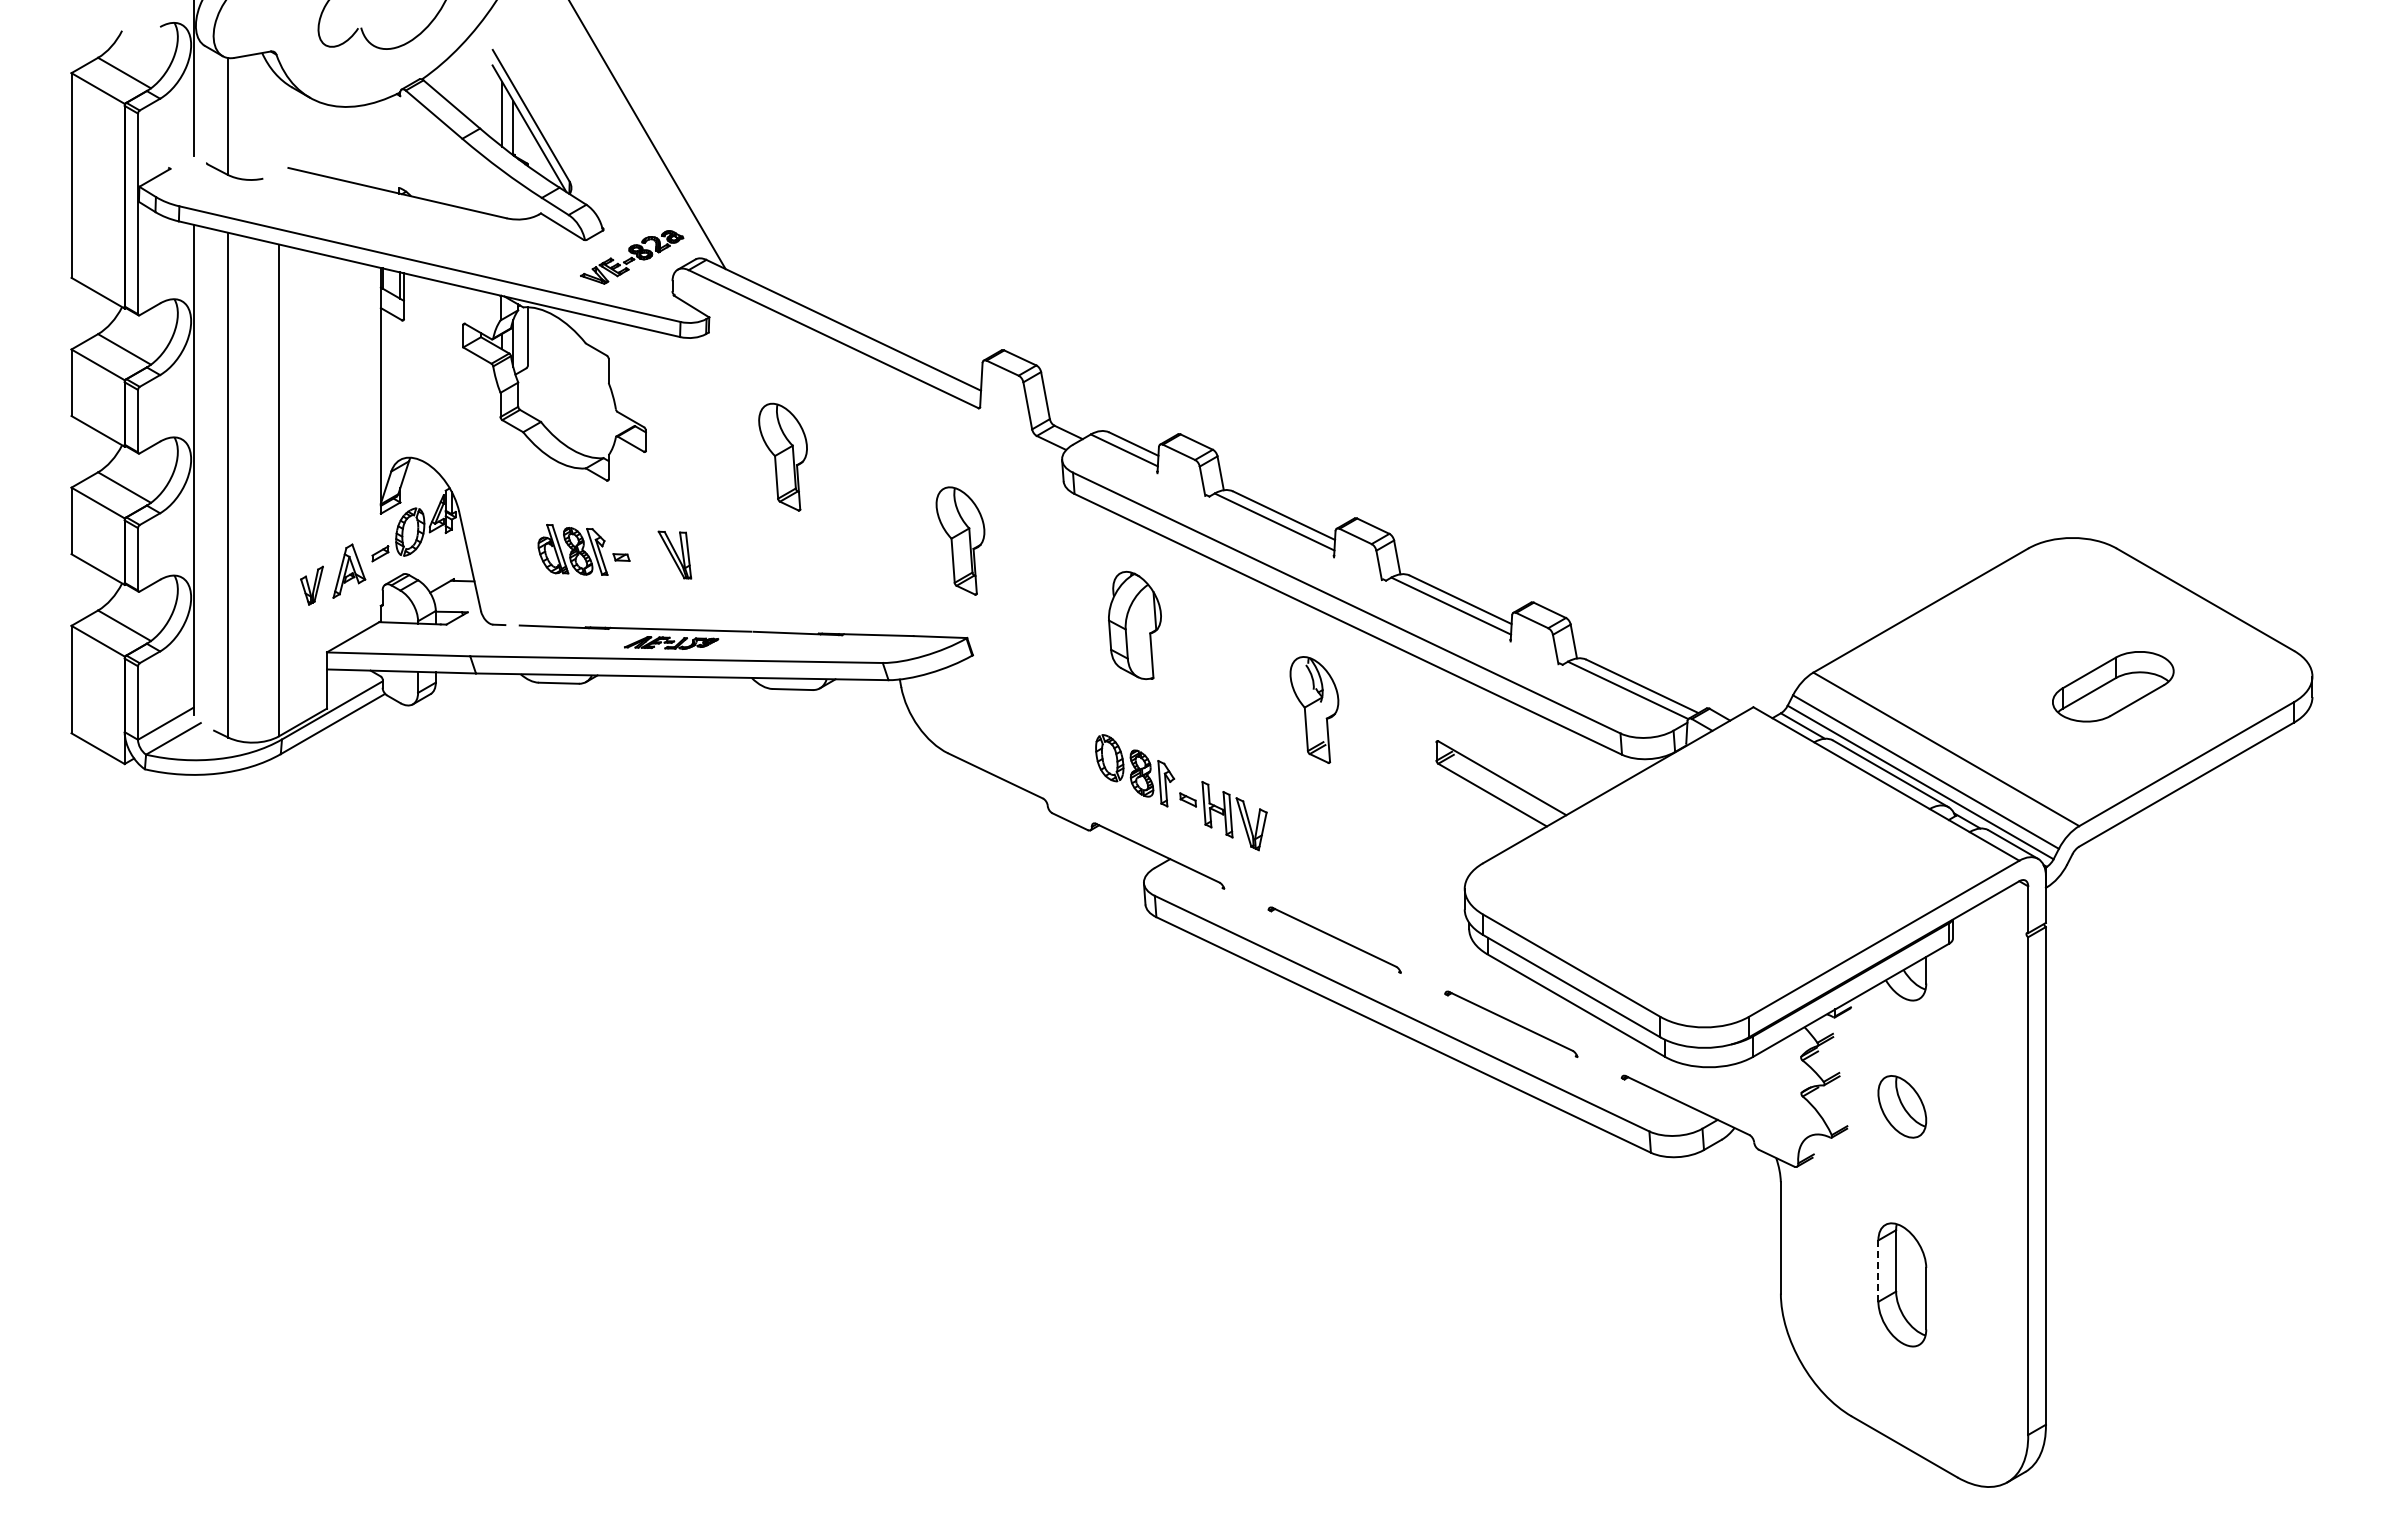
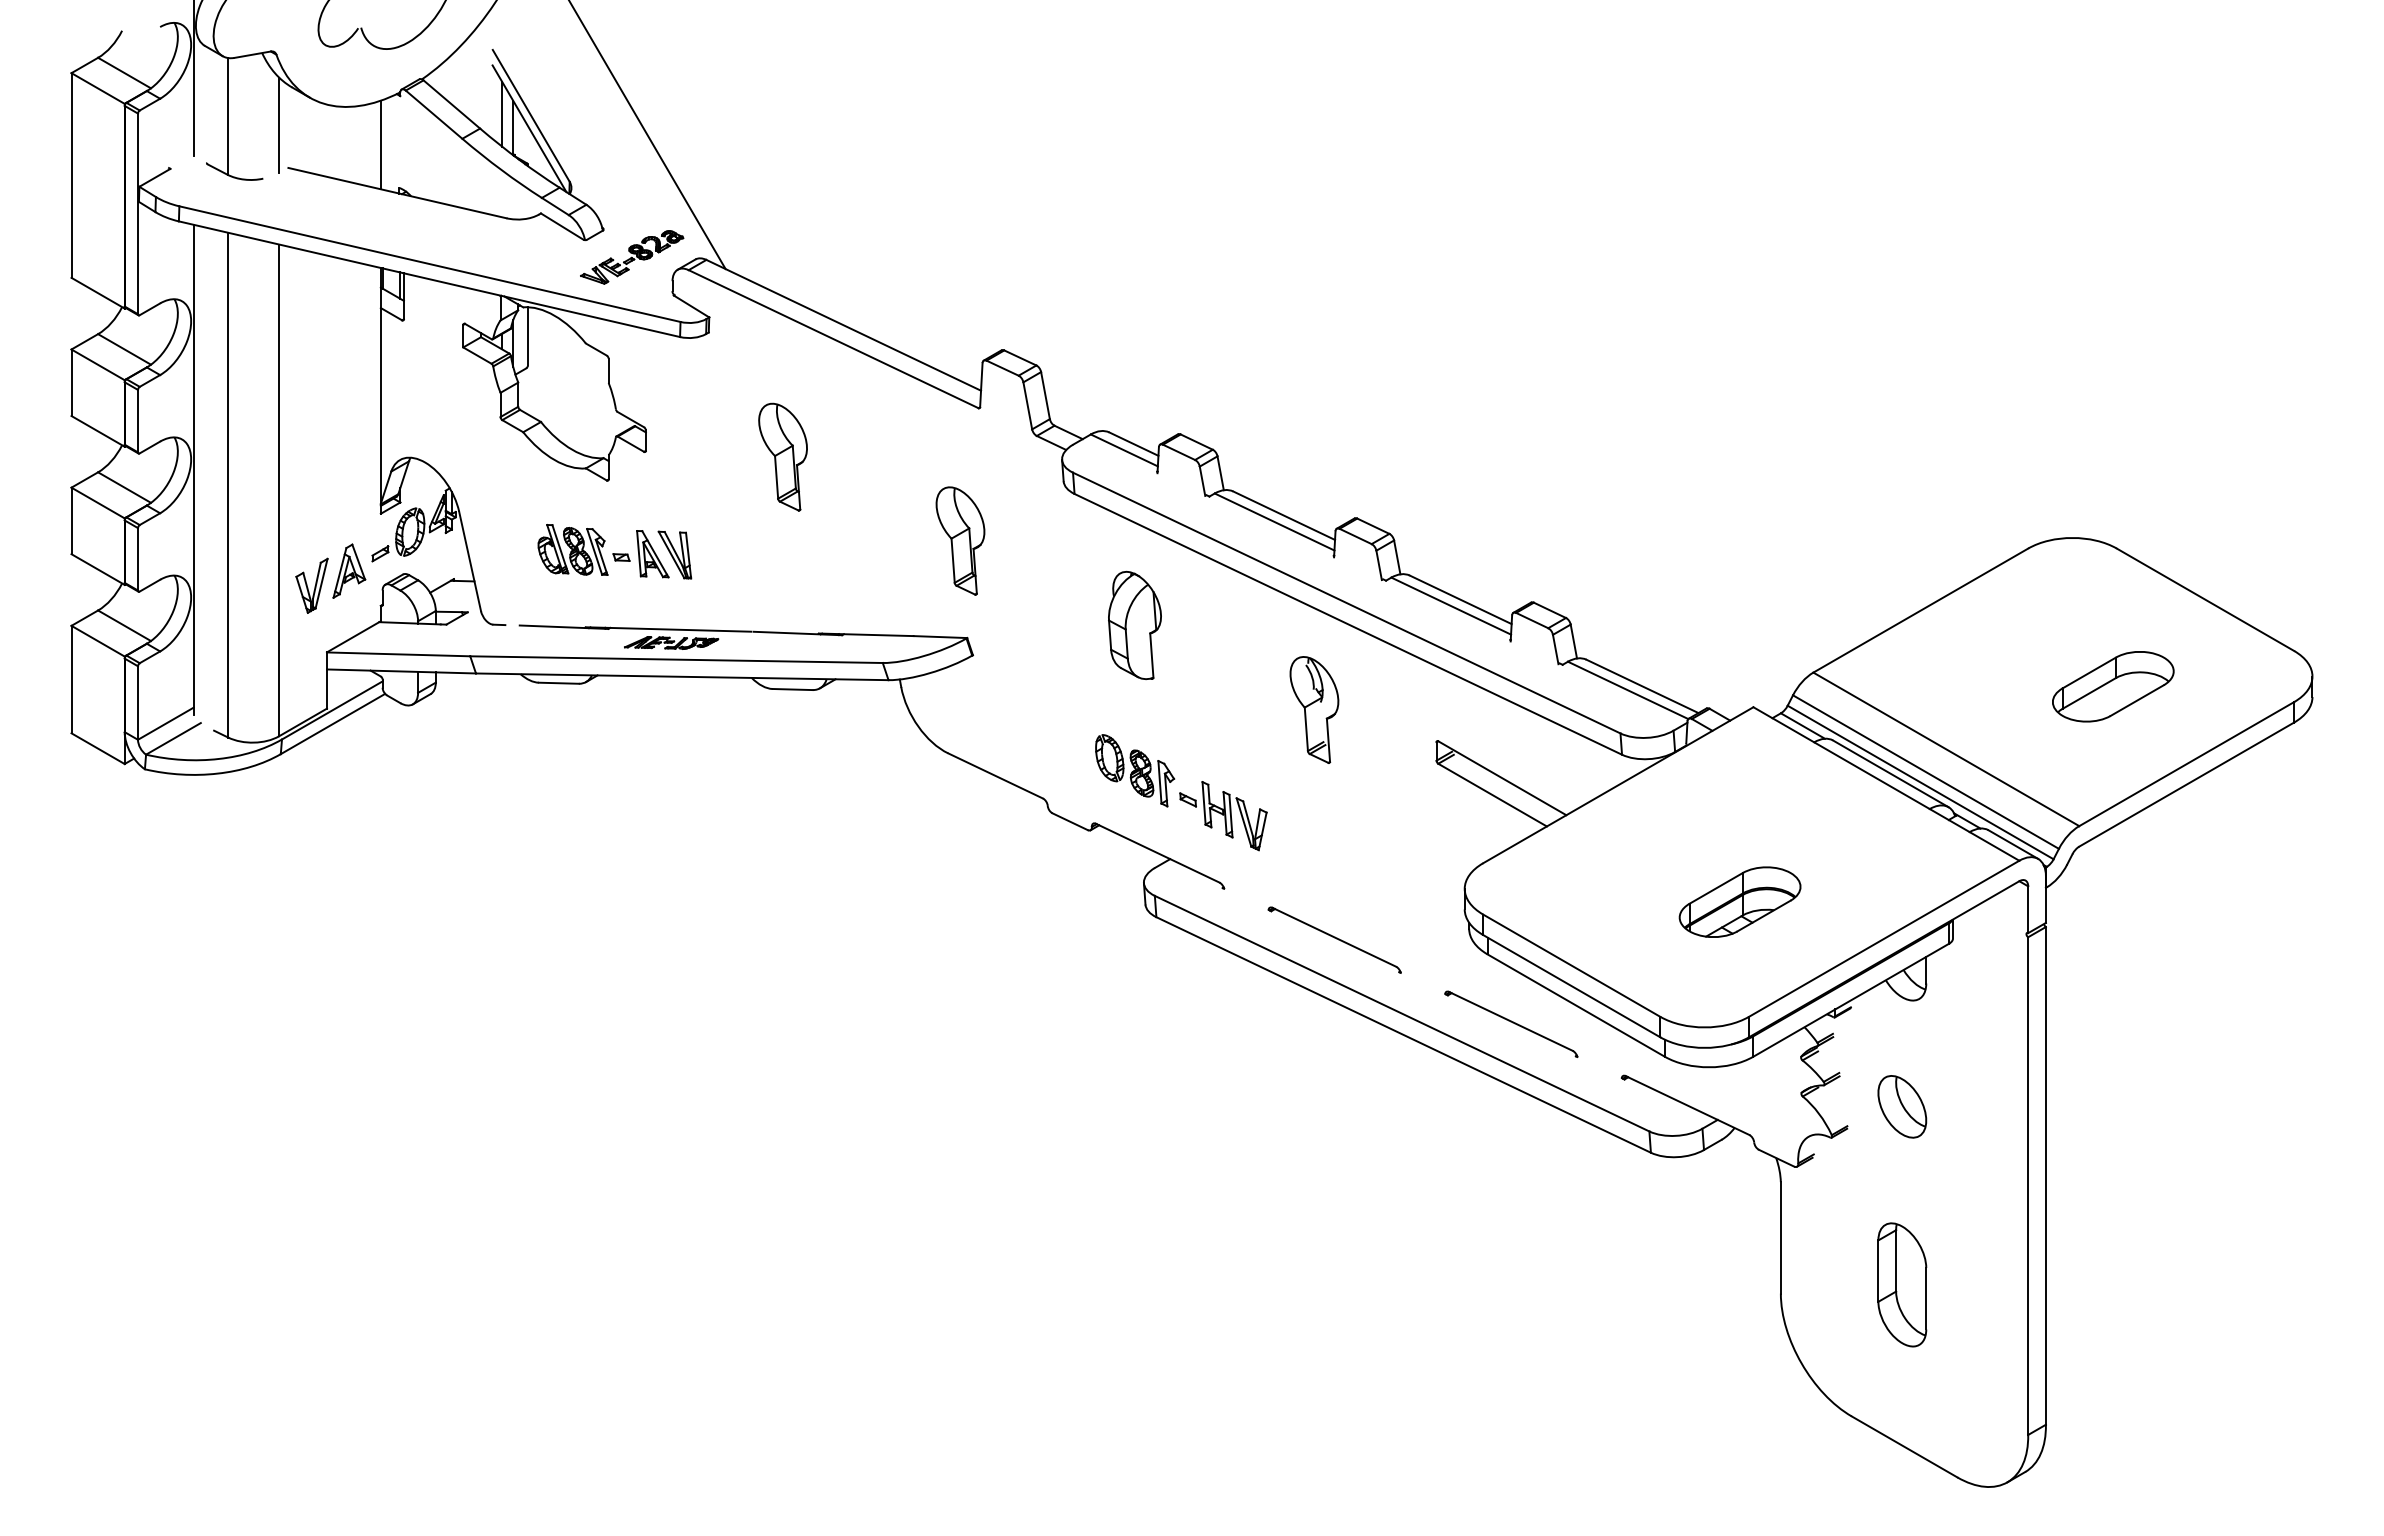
line: none -> present (279, 125)
line: none -> present (380, 144)
part: none -> present (652, 554)
part size: 24x41 px -> 34x57 px (311, 585)
part: none -> present (1739, 901)
line: dashed -> solid (1878, 1271)
